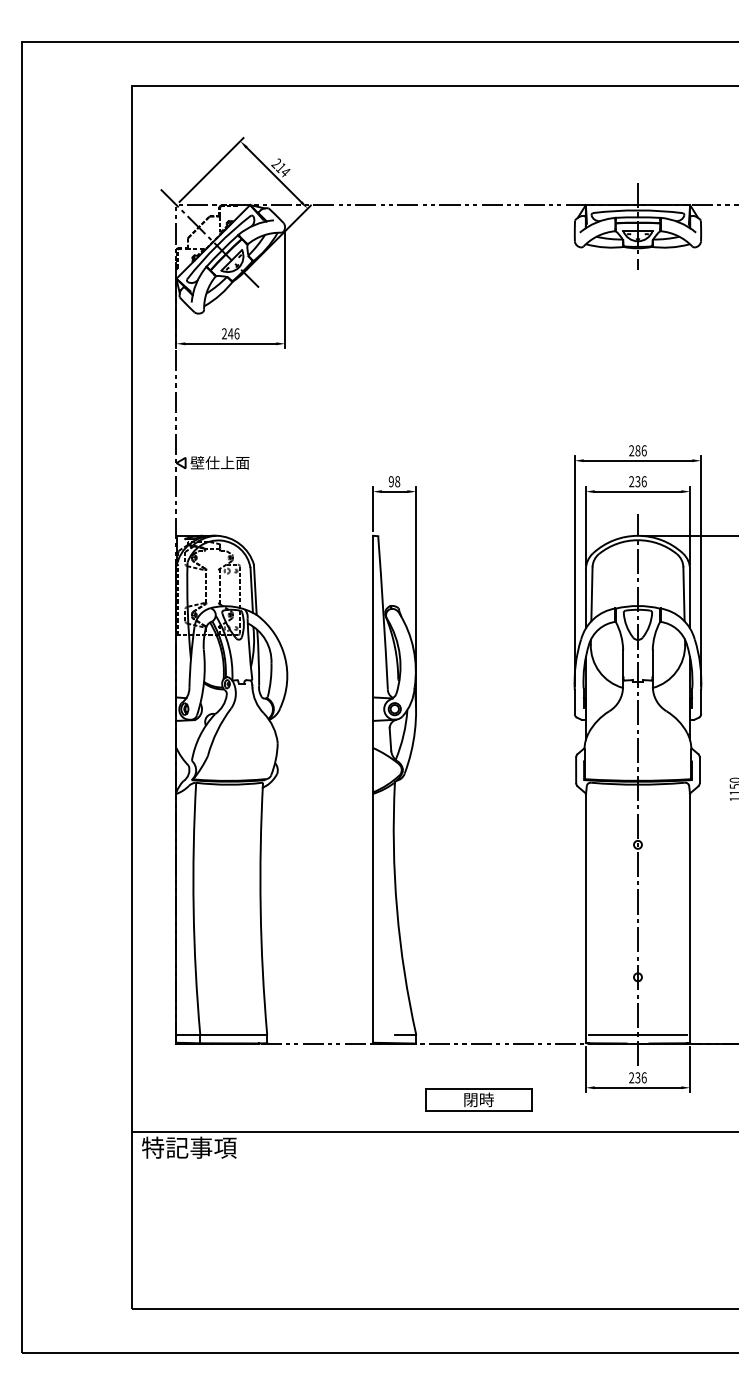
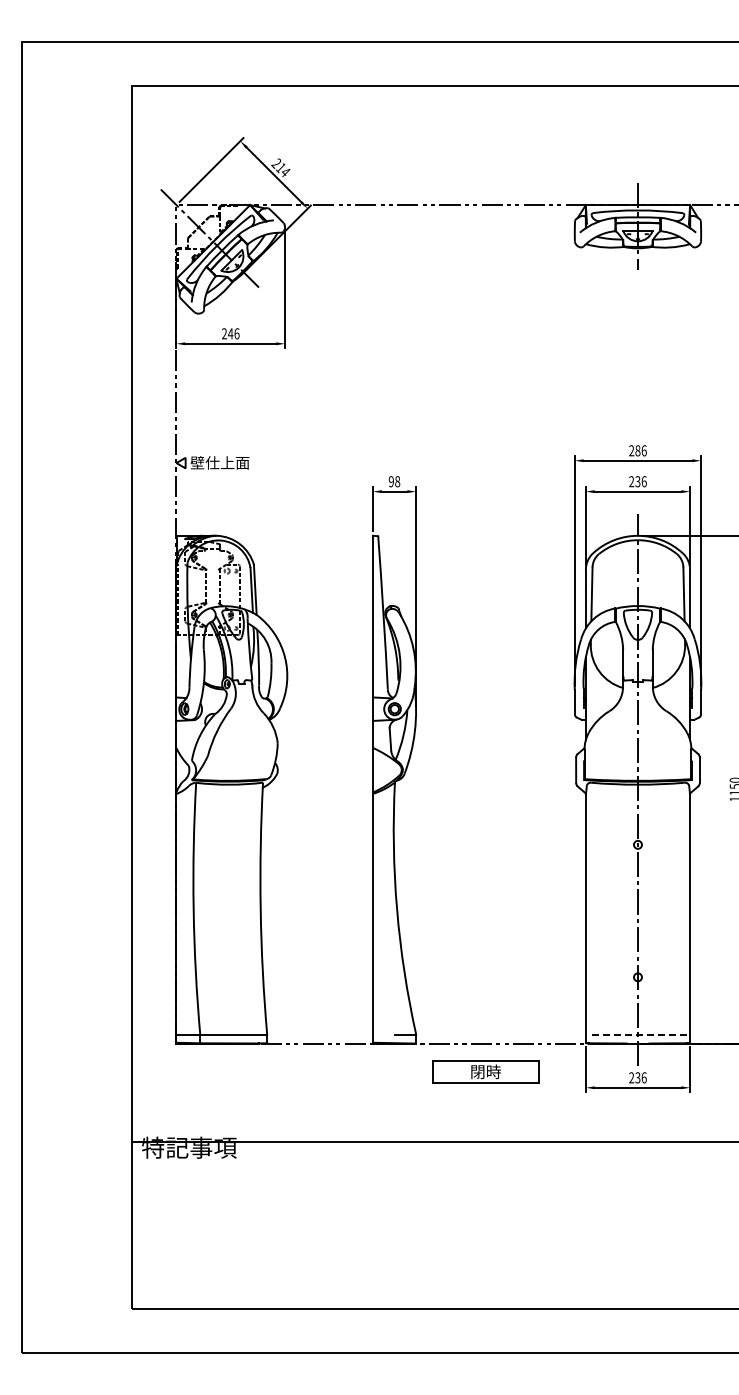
line: solid -> dashed (637, 1035)
part position: (478, 1099) -> (485, 1071) (485, 1071)
line position: (433, 1131) -> (433, 1141) (433, 1141)
